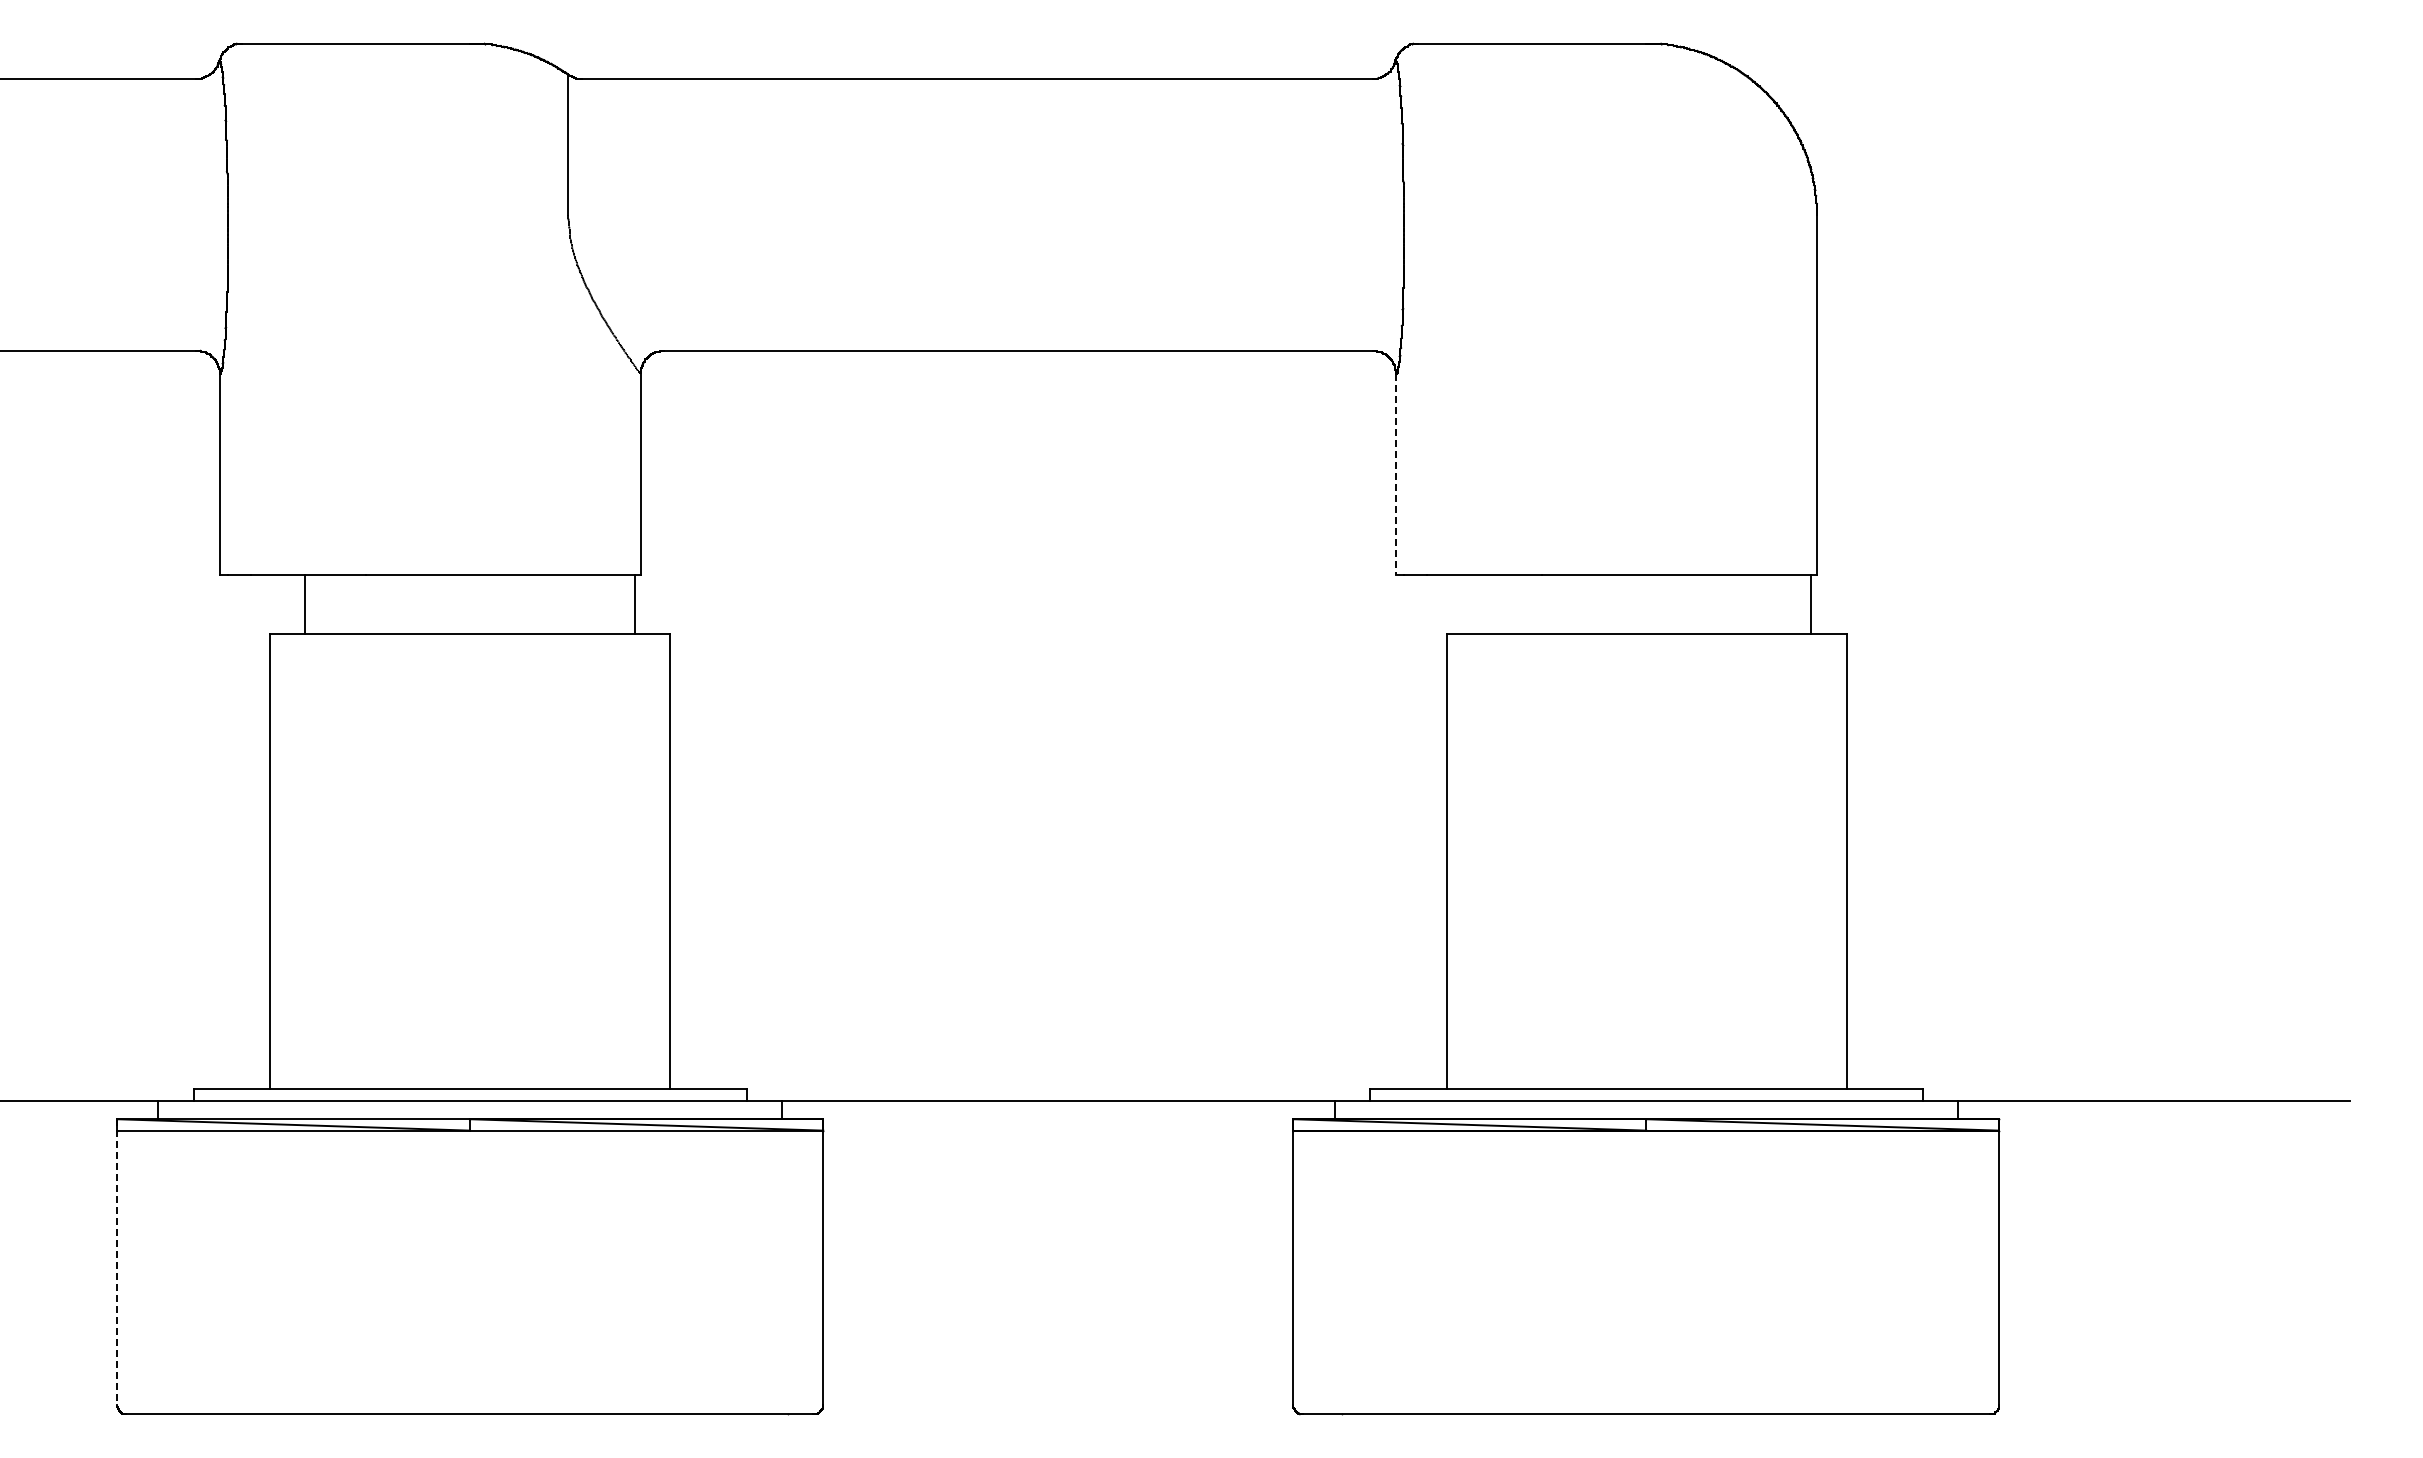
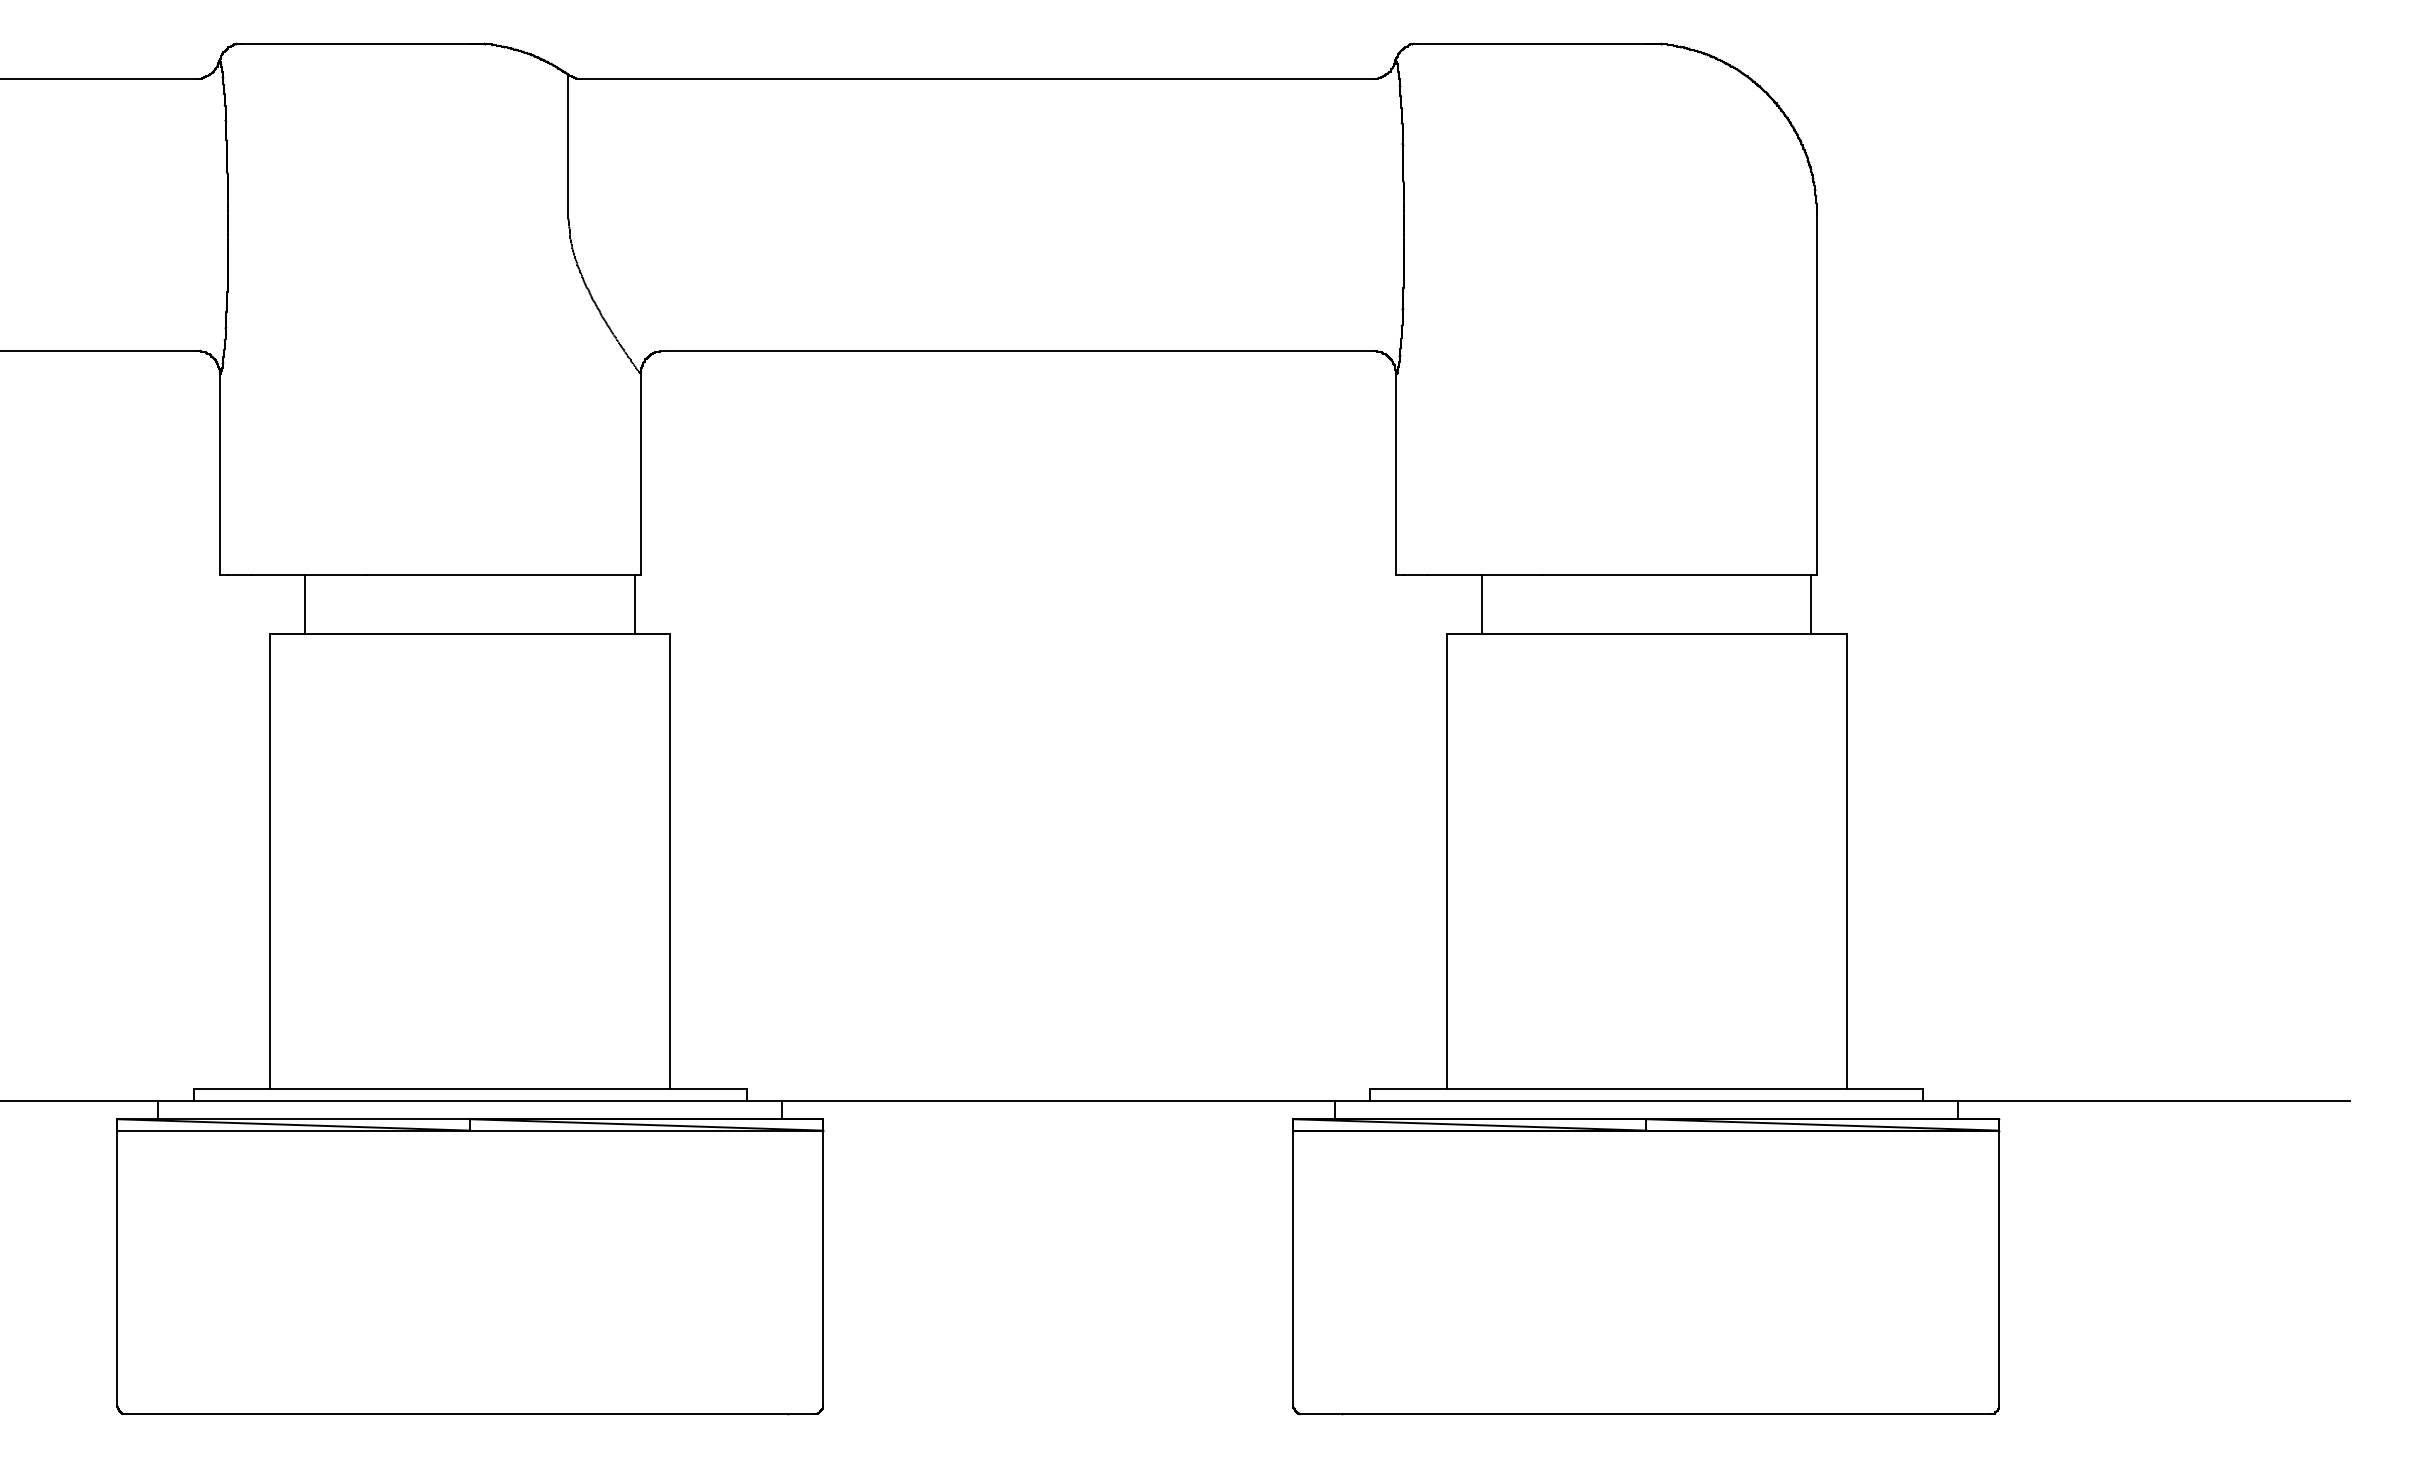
line: dashed -> solid (1396, 474)
line: none -> present (1481, 604)
line: dashed -> solid (117, 1262)
